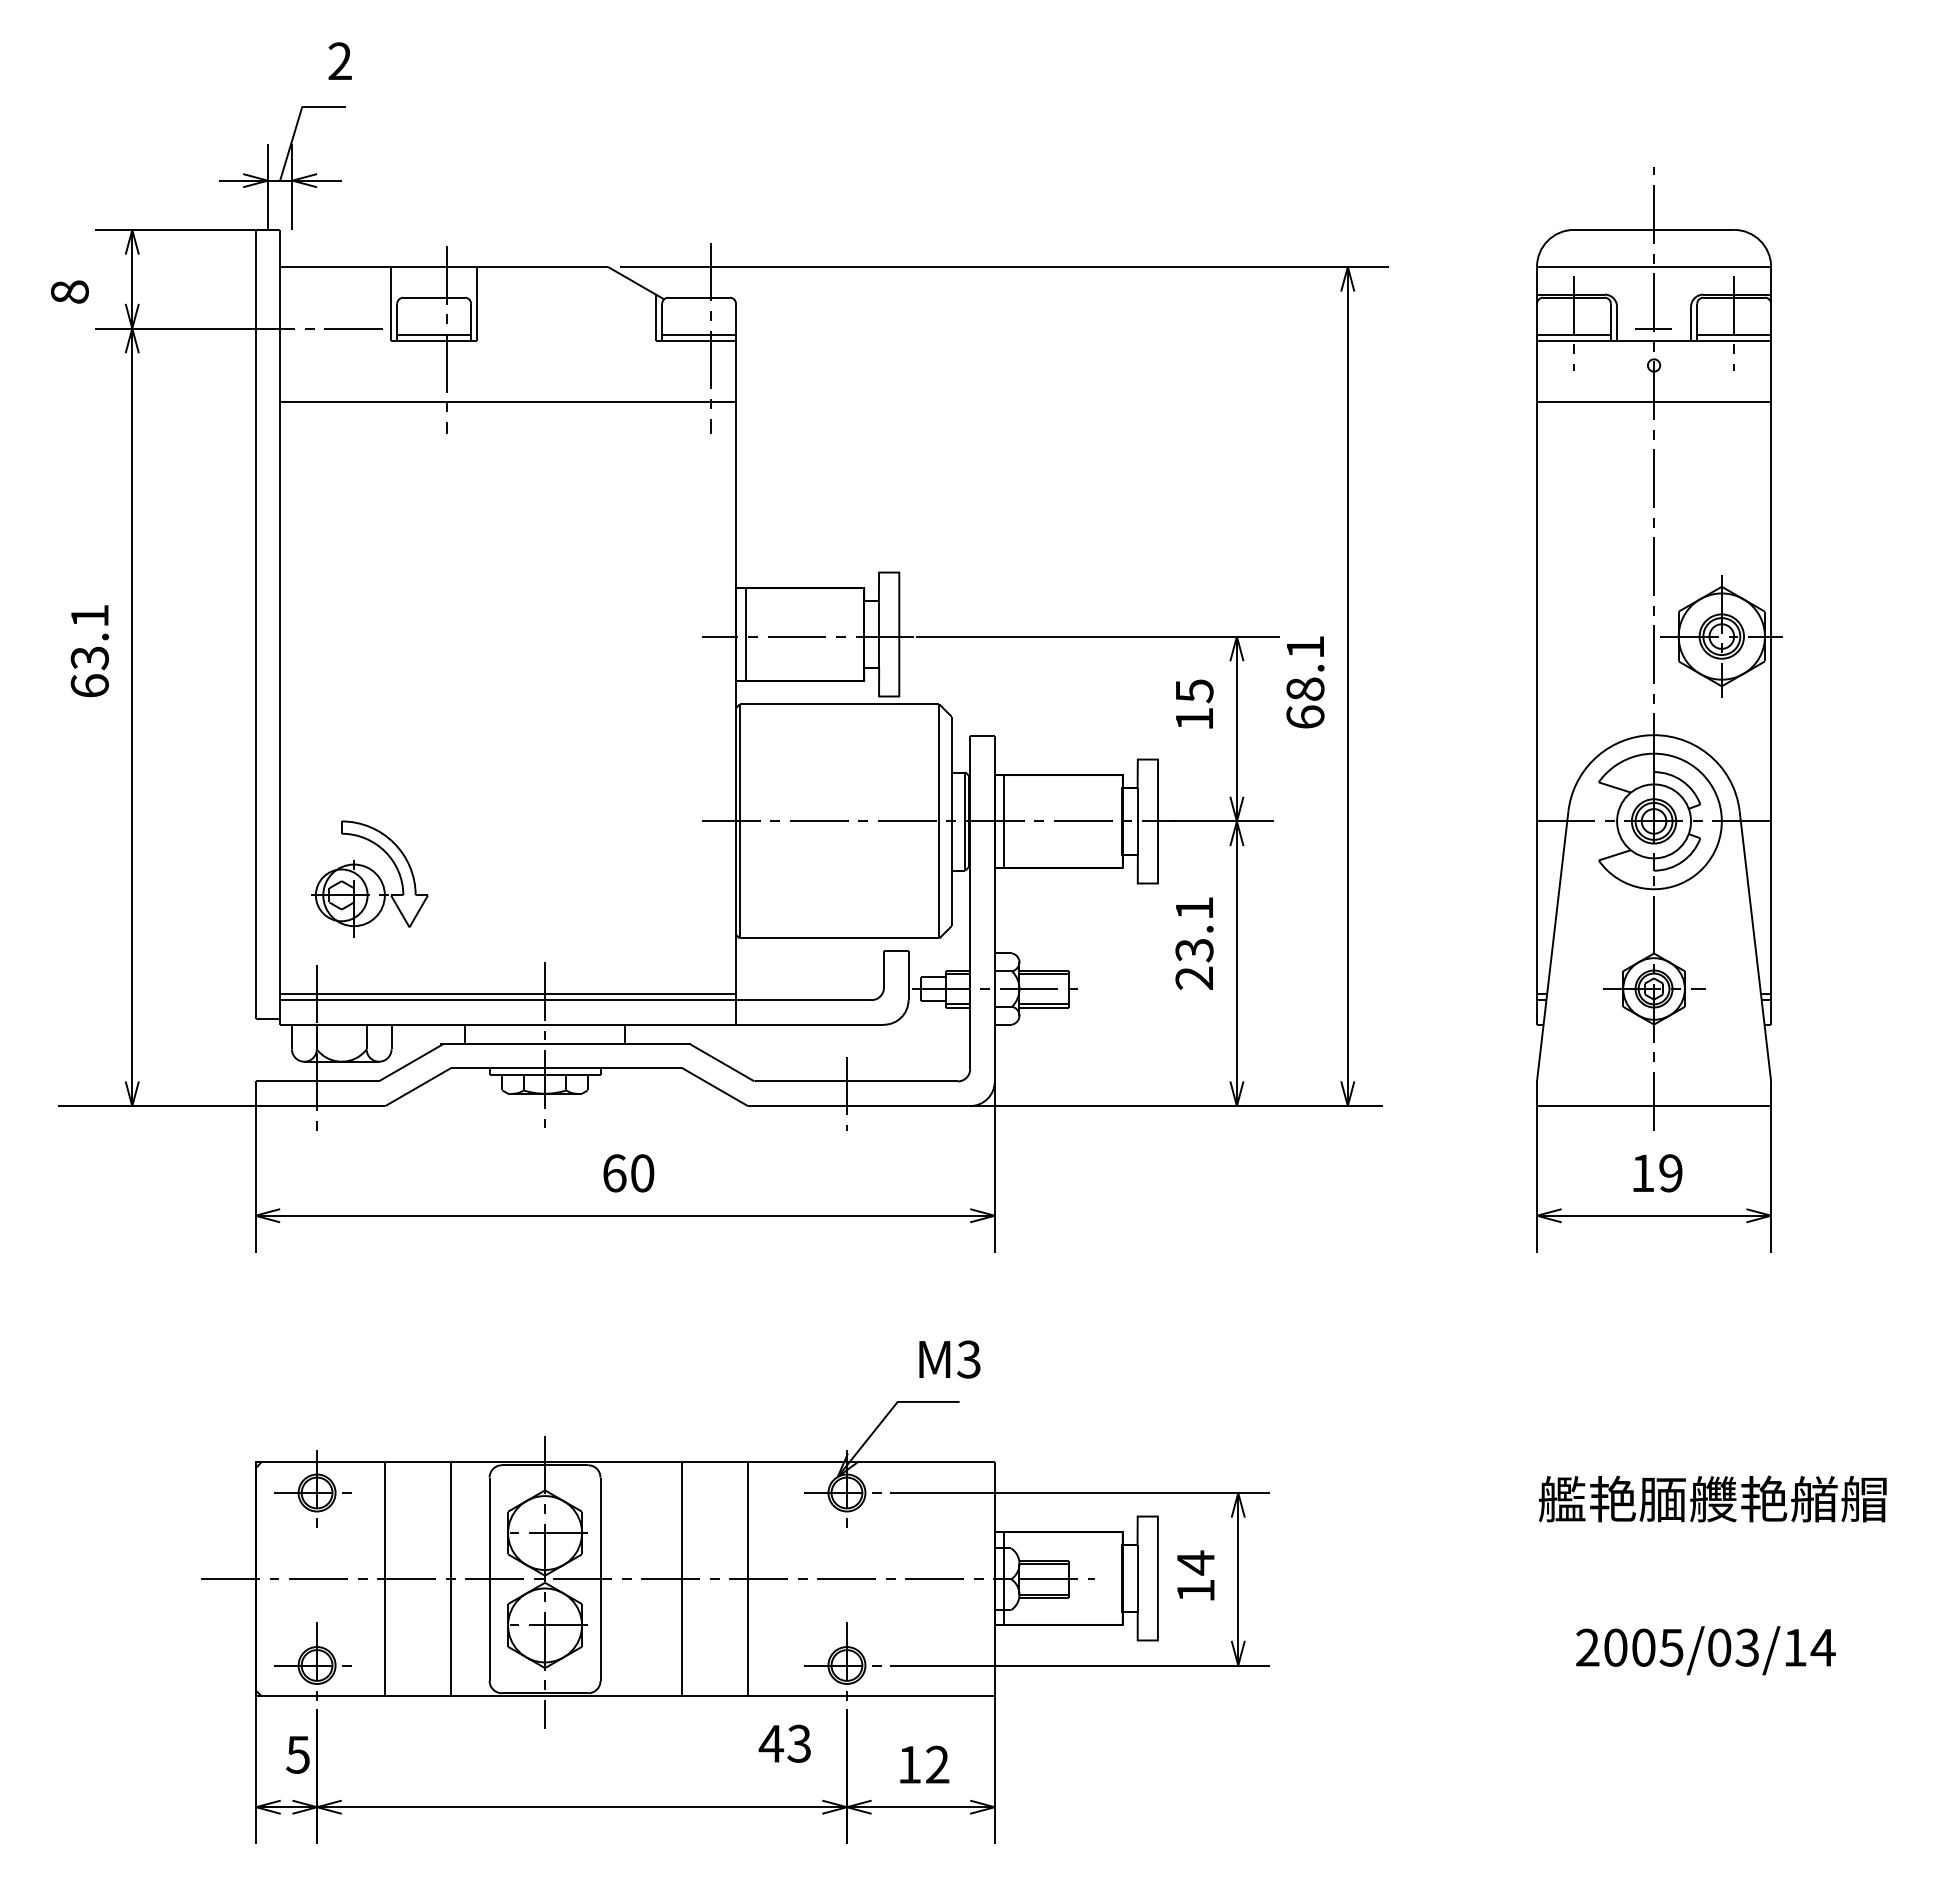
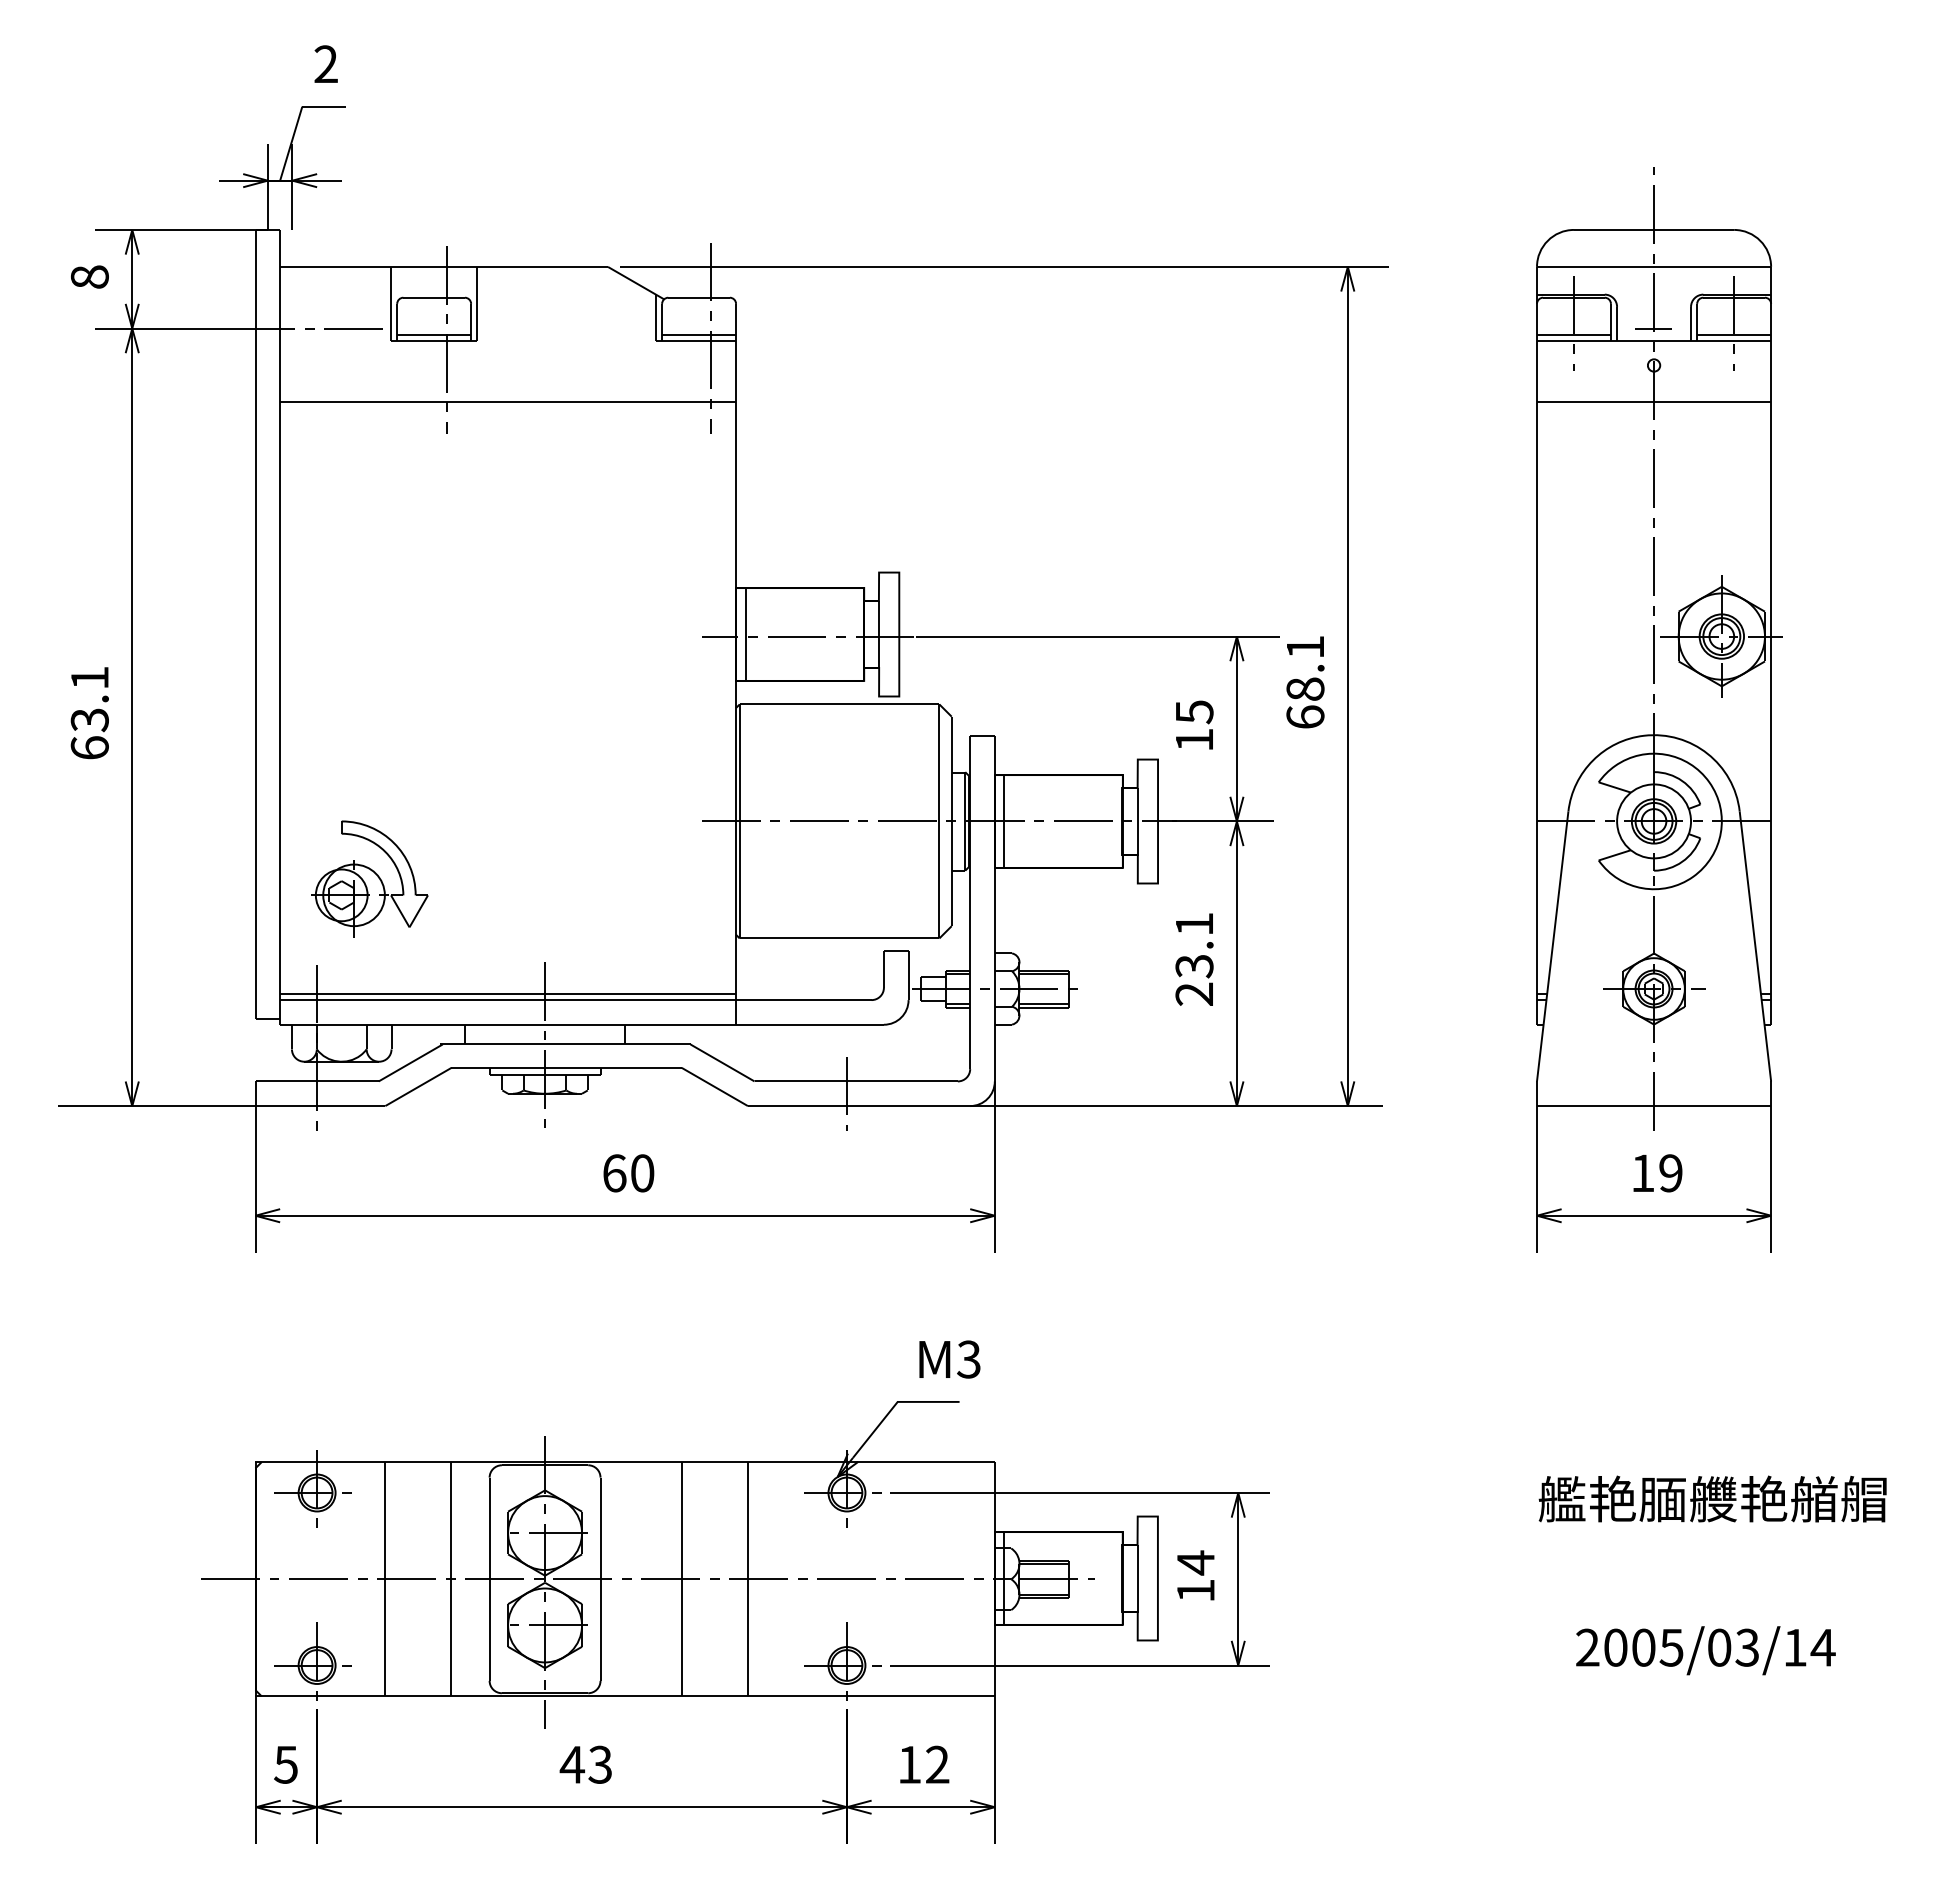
text position: (339, 60) -> (325, 63) (325, 63)
text position: (69, 291) -> (89, 276) (89, 276)
text position: (89, 651) -> (89, 713) (89, 713)
text position: (1194, 703) -> (1194, 724) (1194, 724)
text position: (1194, 943) -> (1194, 959) (1194, 959)
text position: (784, 1743) -> (585, 1764) (585, 1764)
text position: (297, 1754) -> (285, 1764) (285, 1764)
